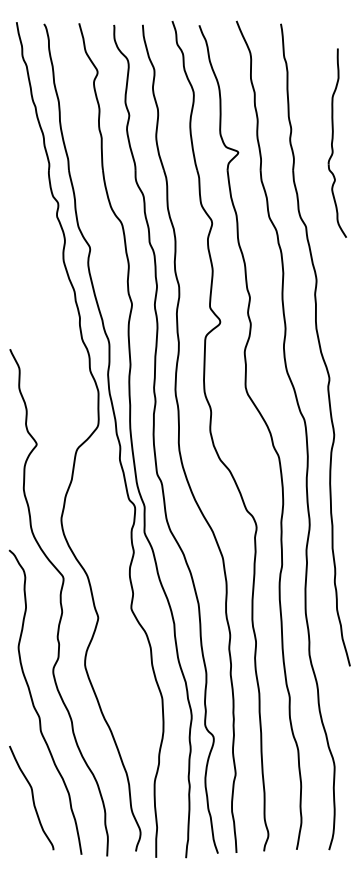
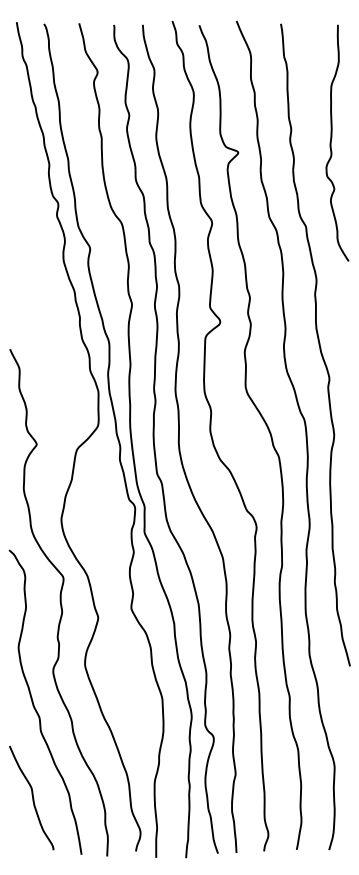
part size: 20x190 px -> 25x238 px (337, 142)
